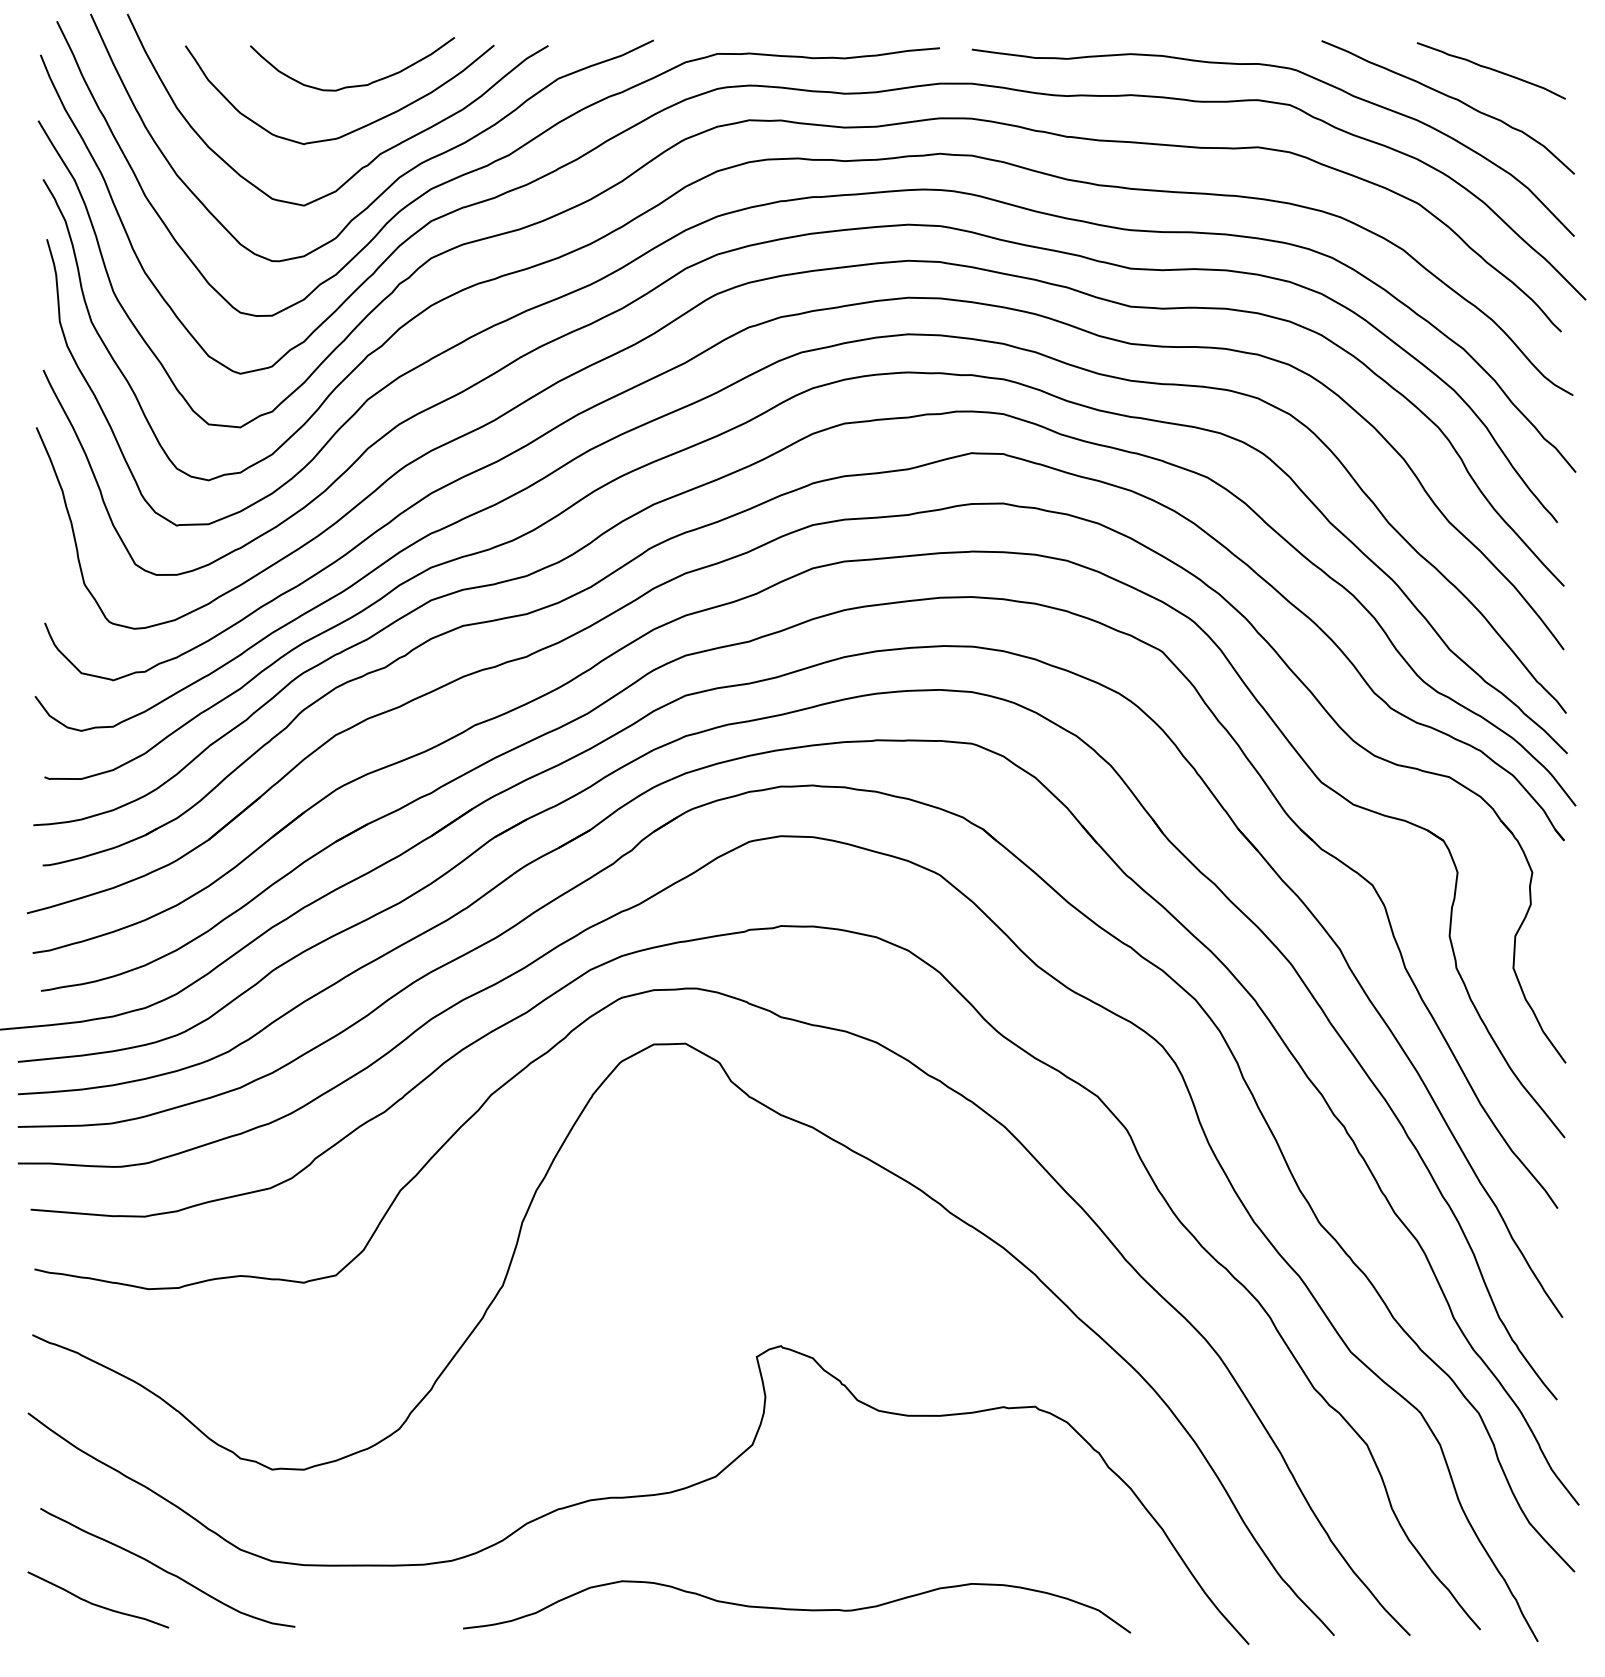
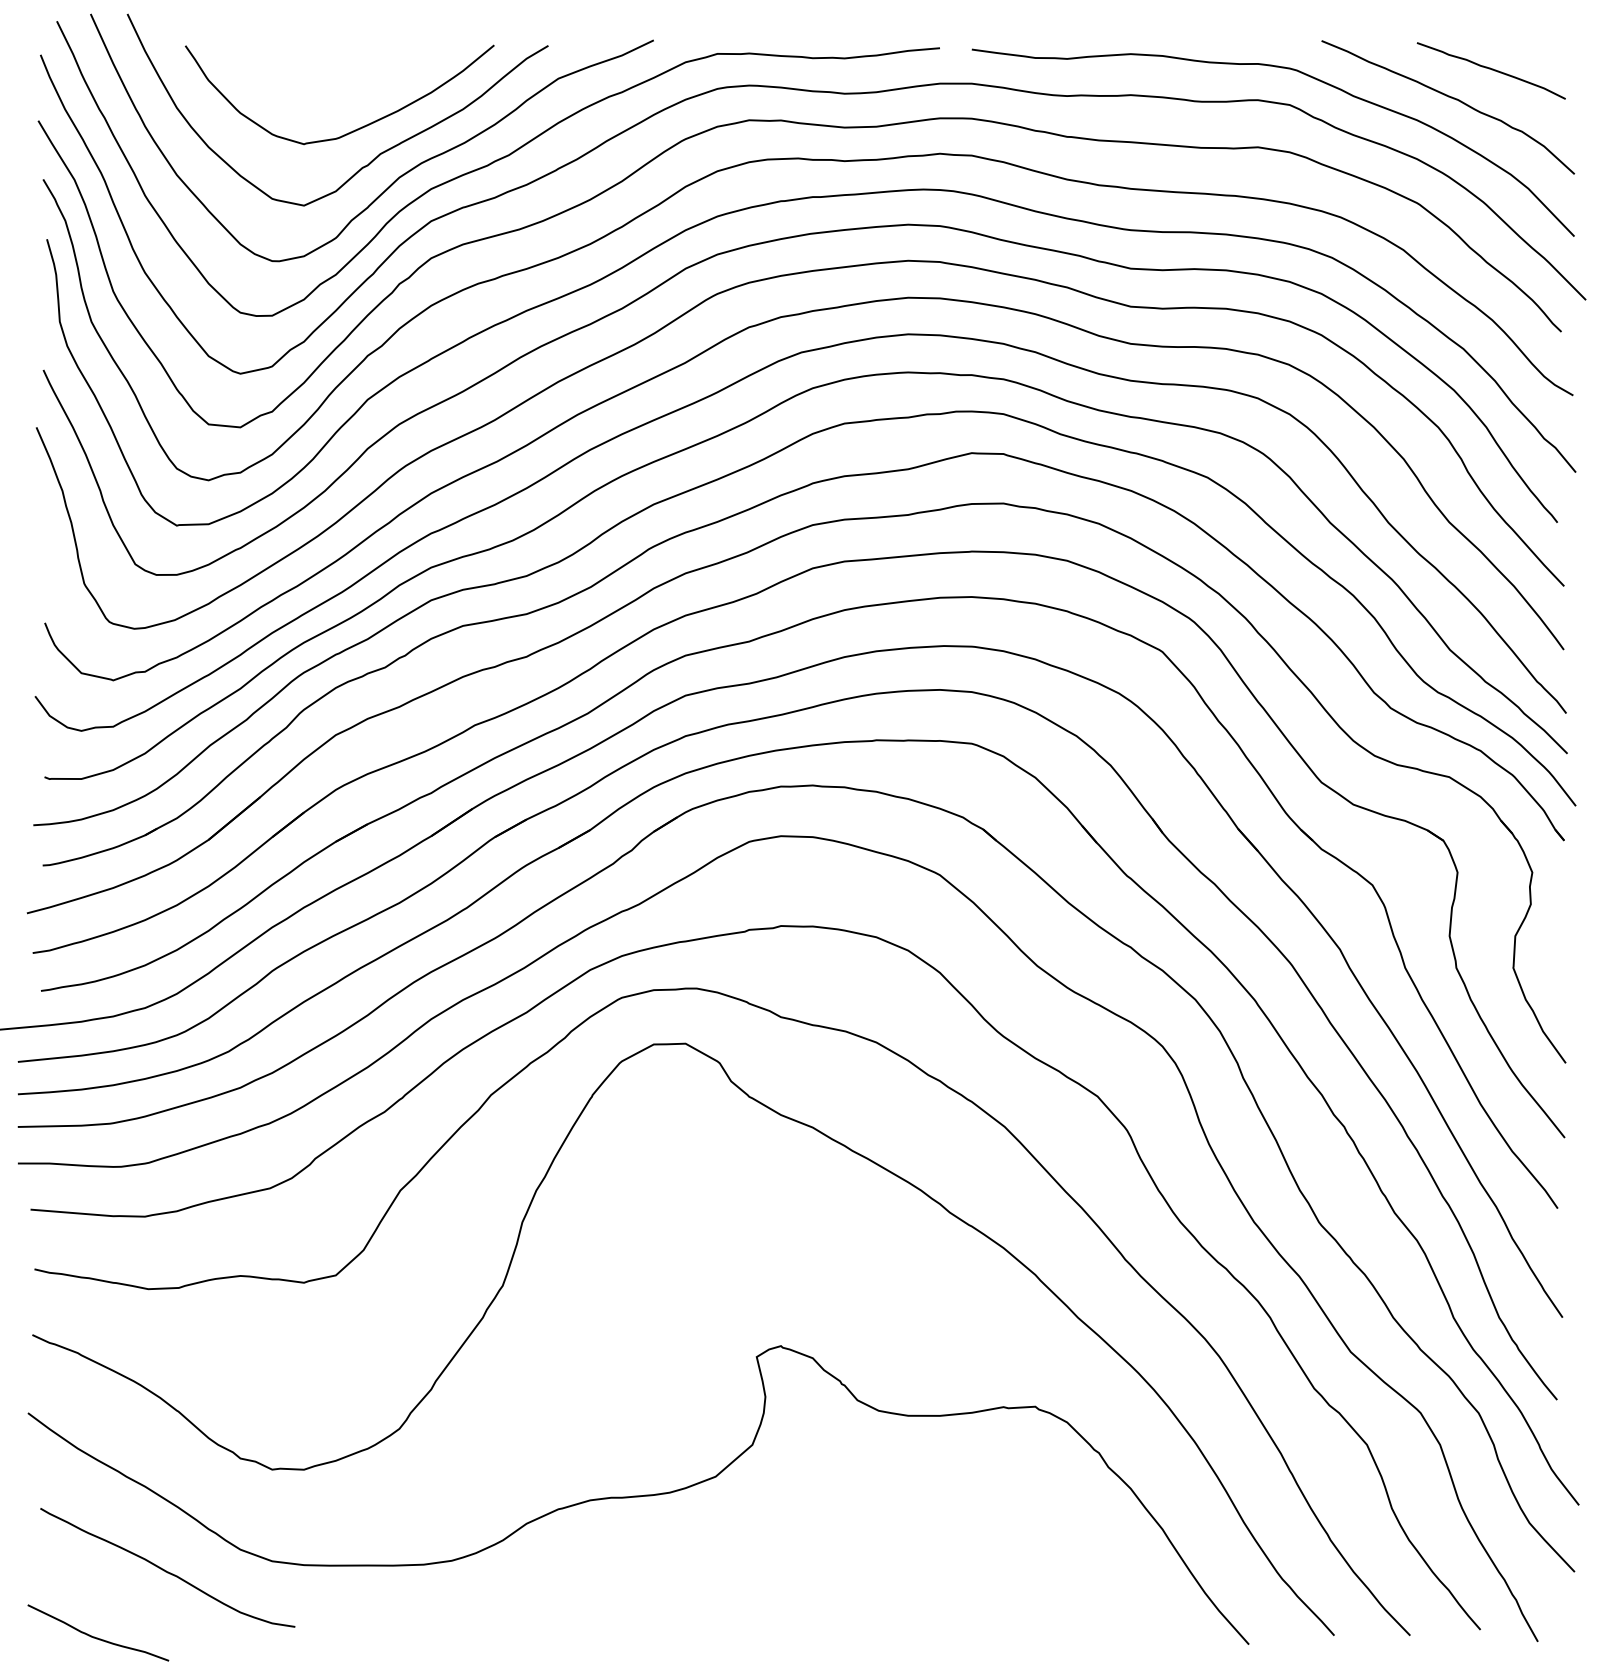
curve: present -> none (352, 85)
curve position: (97, 1604) -> (97, 1637) (97, 1637)
curve: present -> none (797, 1608)
